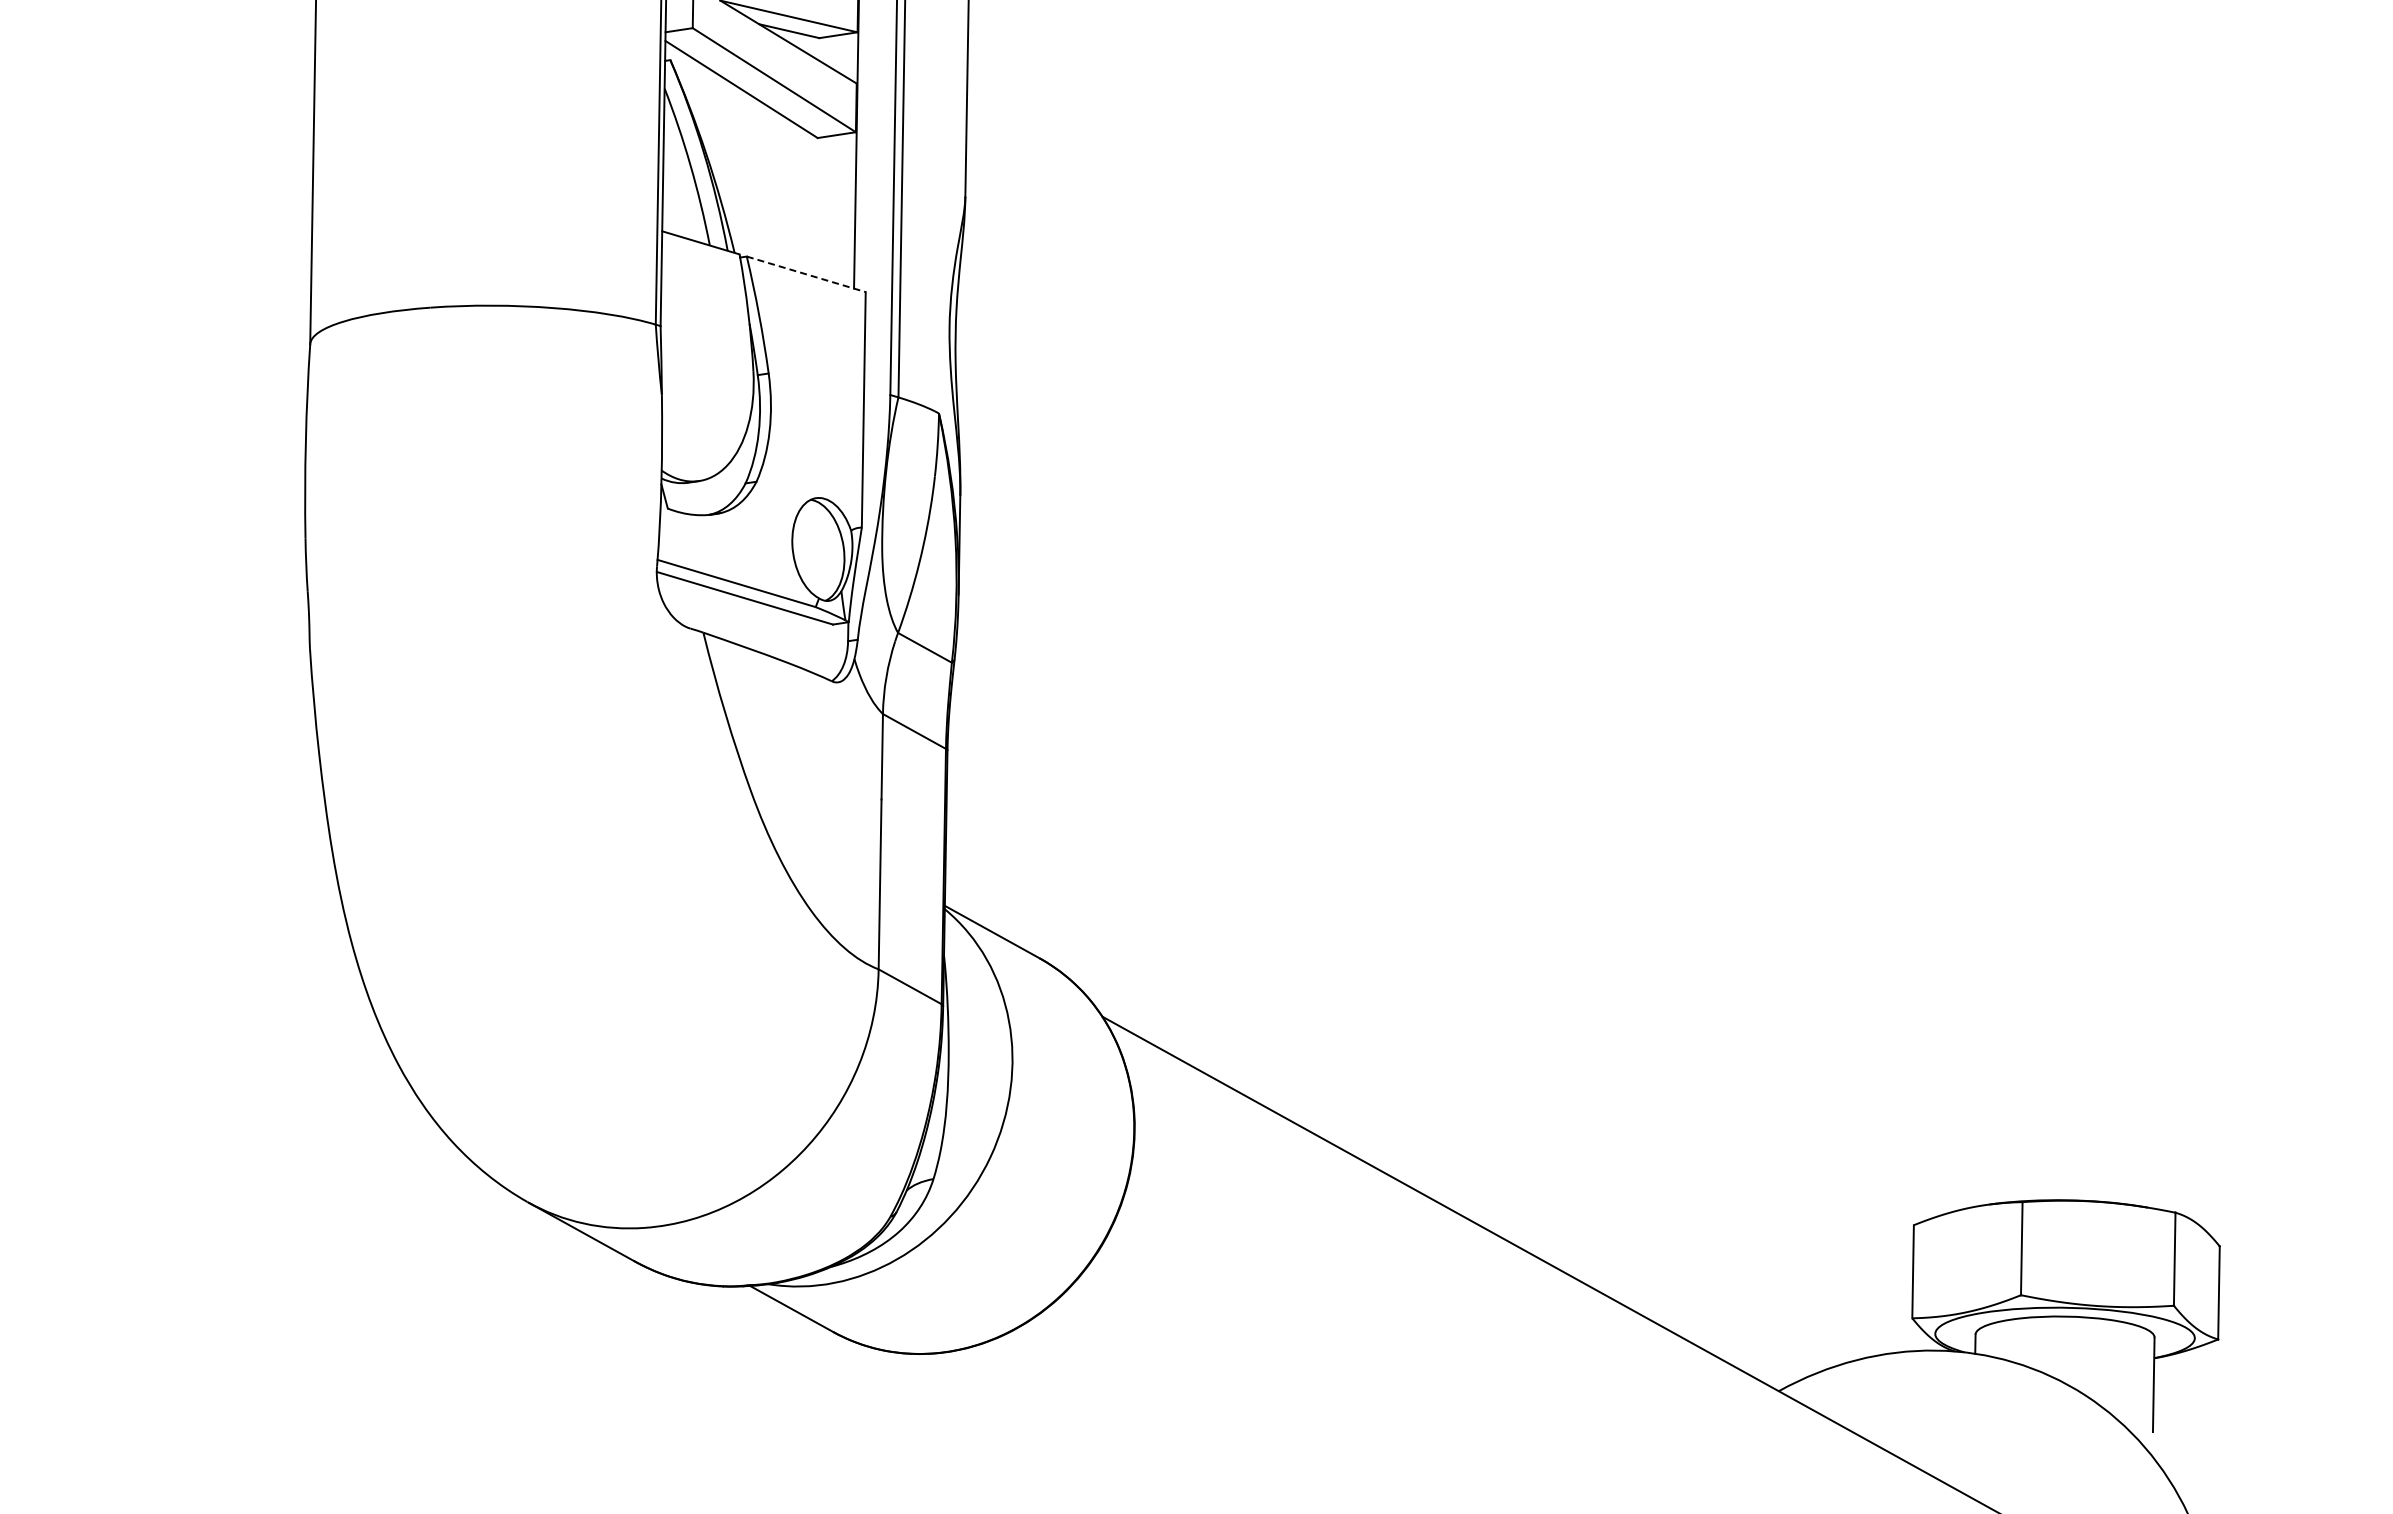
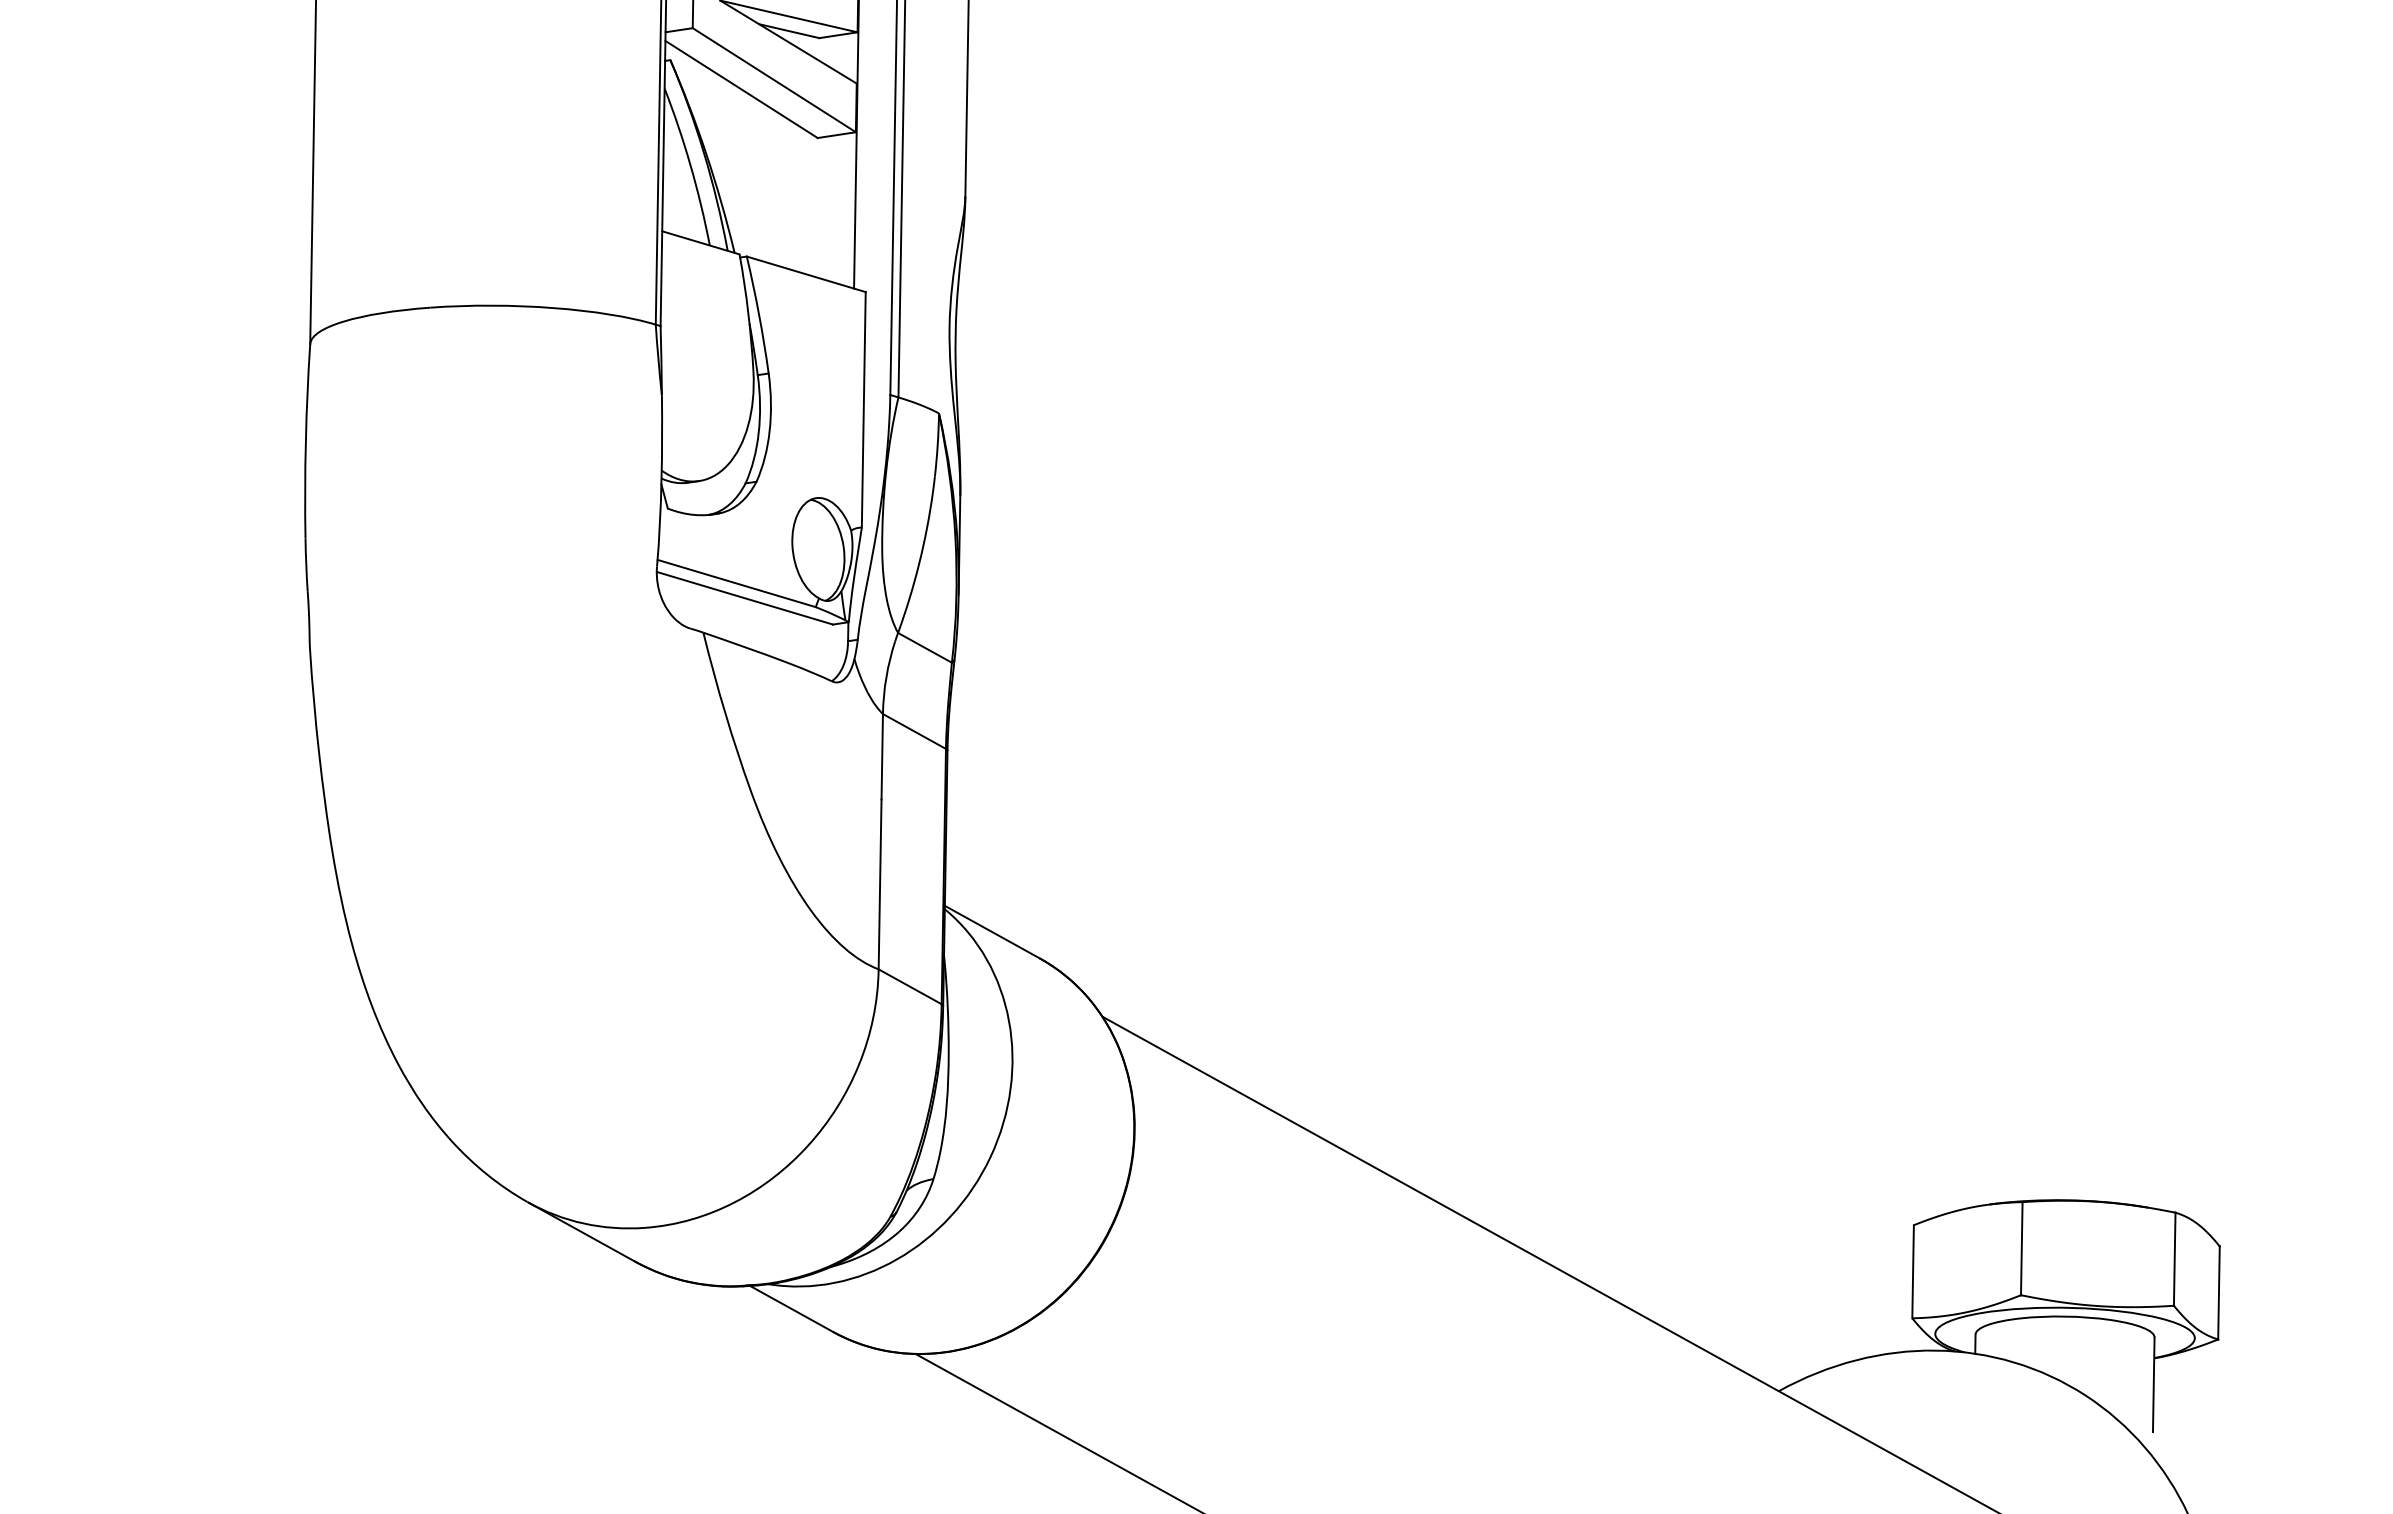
line: dashed -> solid (806, 274)
line: none -> present (1056, 1432)
